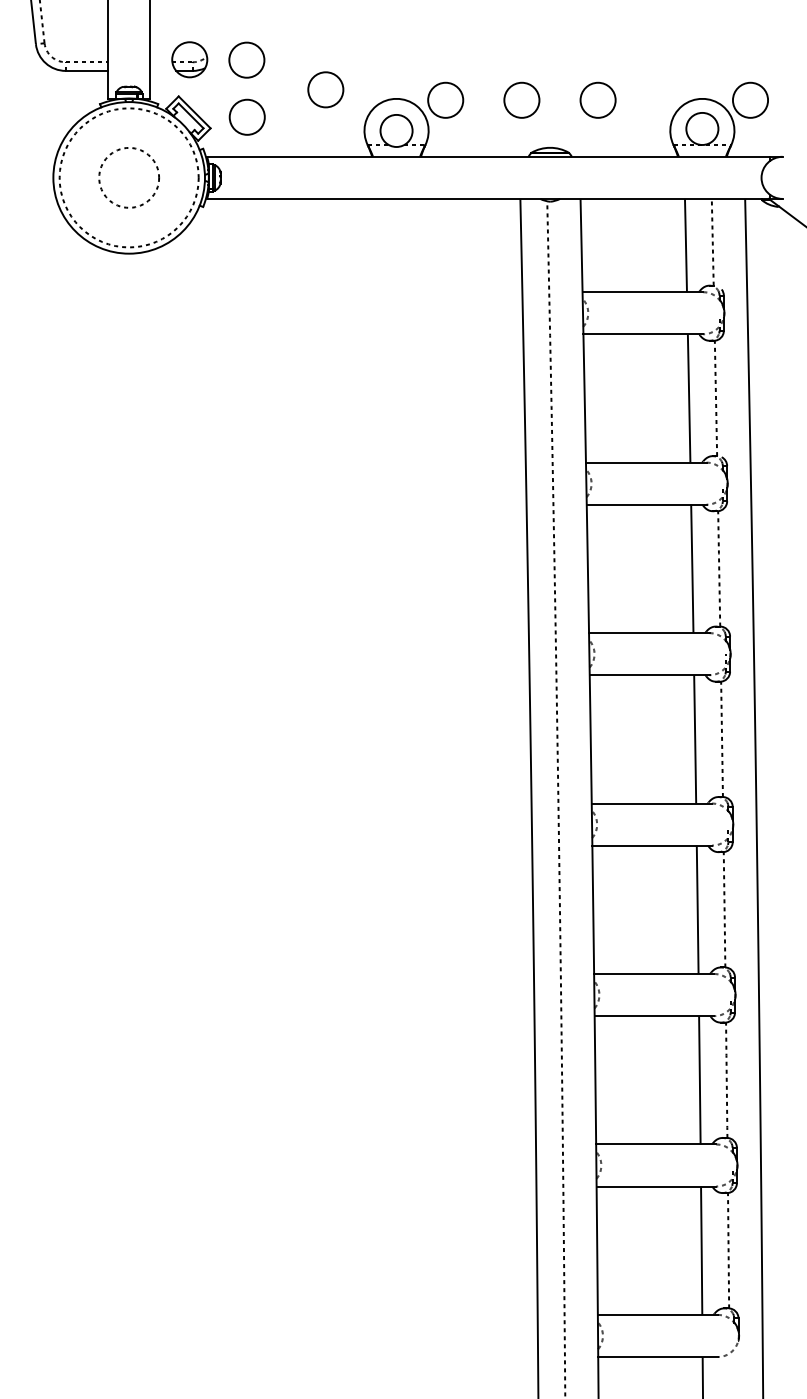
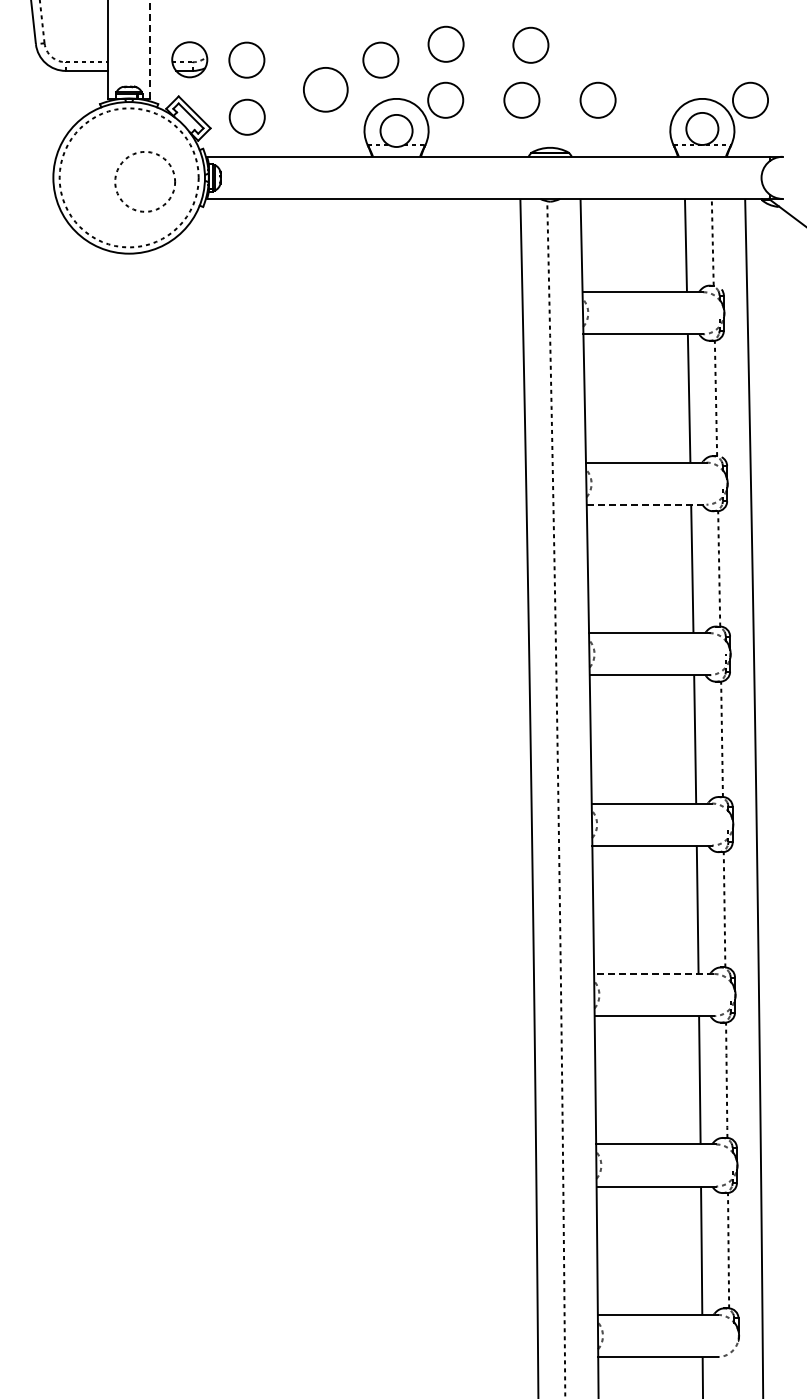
circle: none -> present (445, 43)
circle: none -> present (530, 44)
line: solid -> dashed (150, 49)
circle: none -> present (380, 59)
circle size: 38x38 px -> 46x46 px (325, 89)
circle position: (128, 177) -> (144, 181) (144, 181)
line: solid -> dashed (646, 504)
line: solid -> dashed (653, 974)
